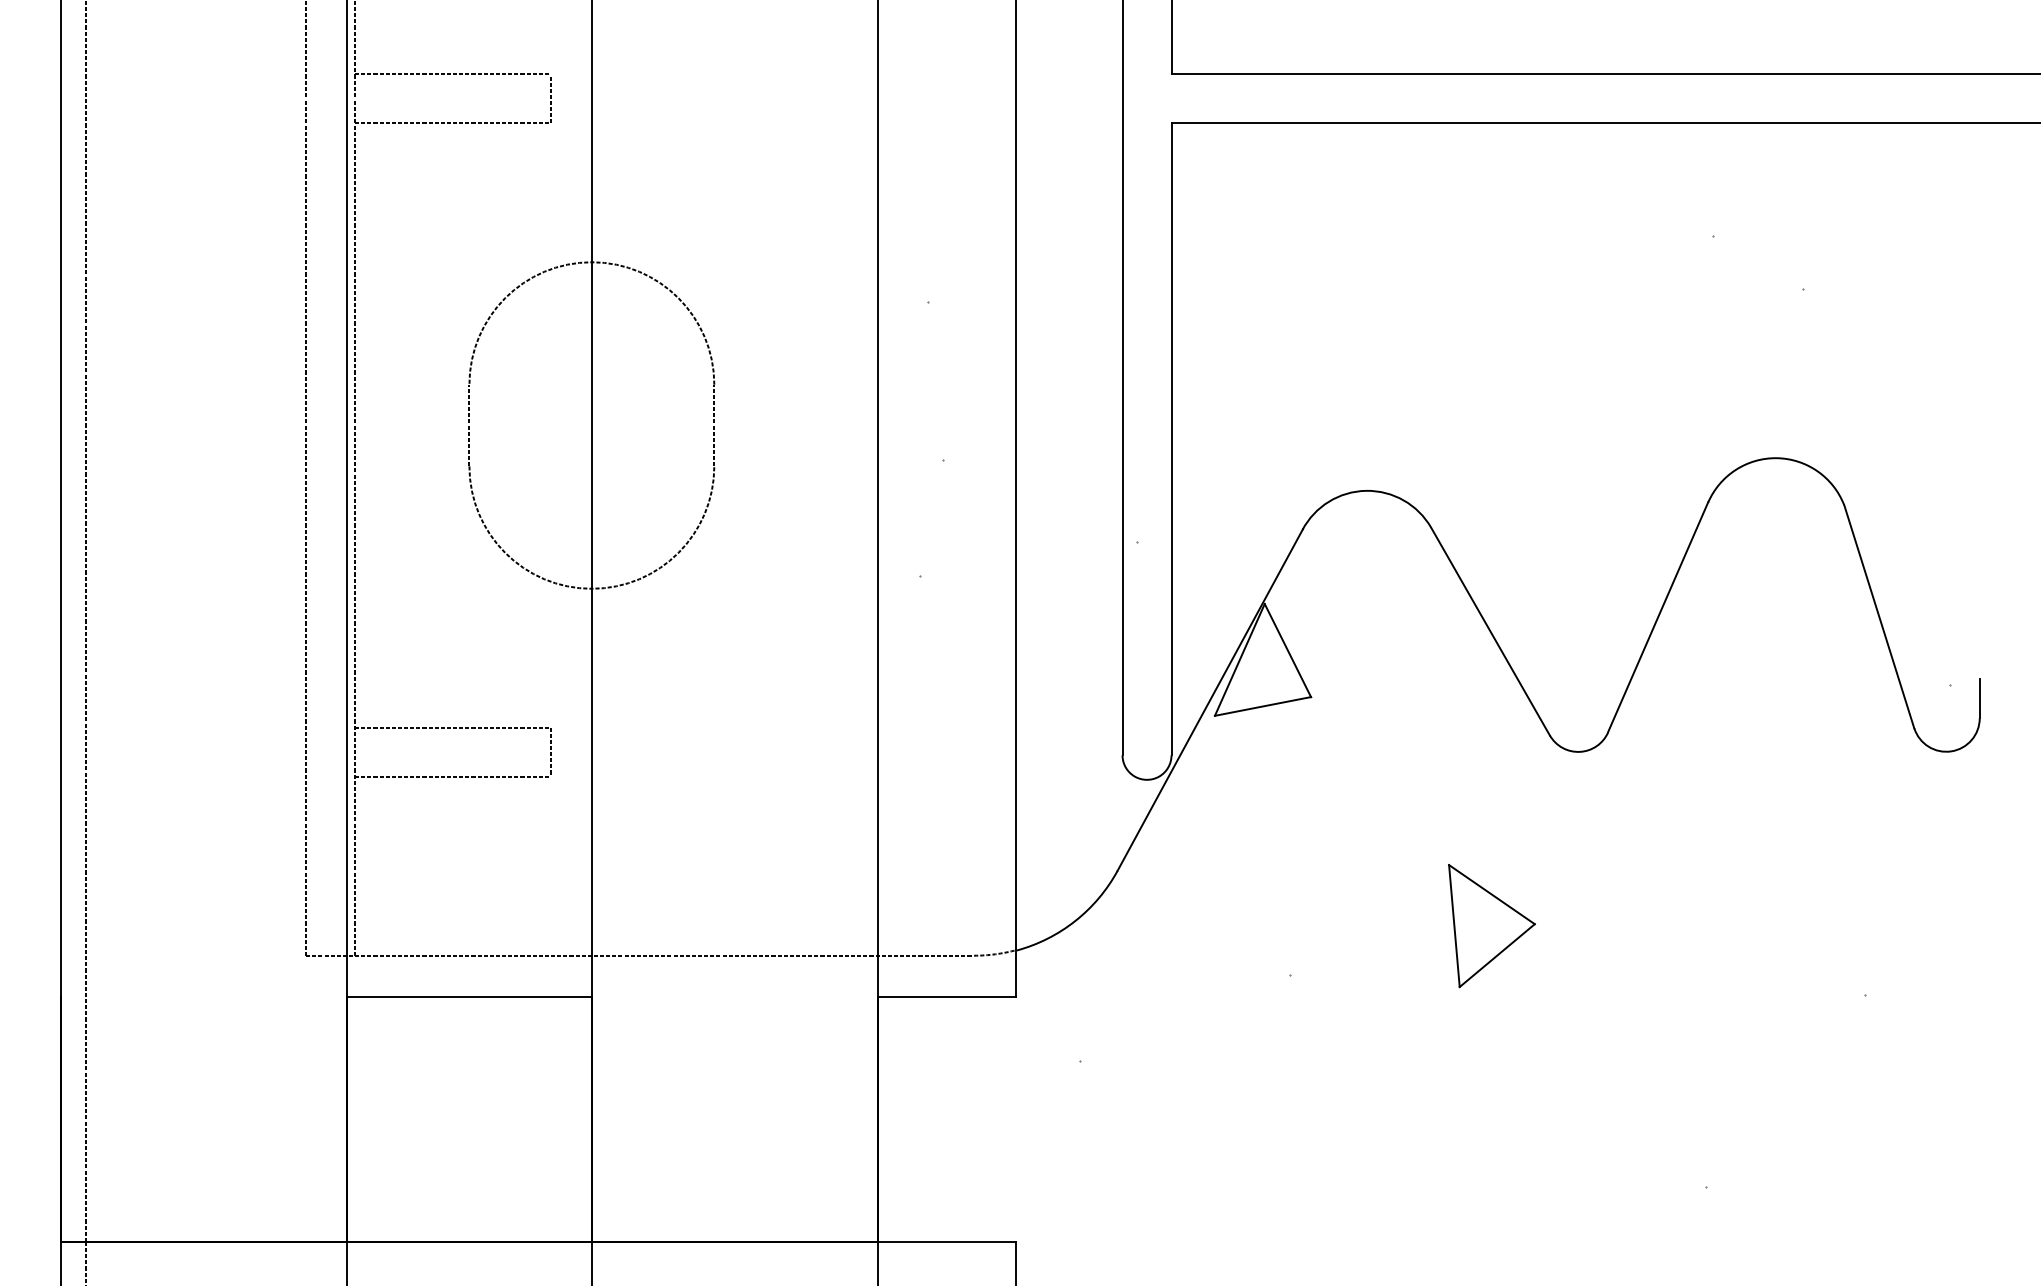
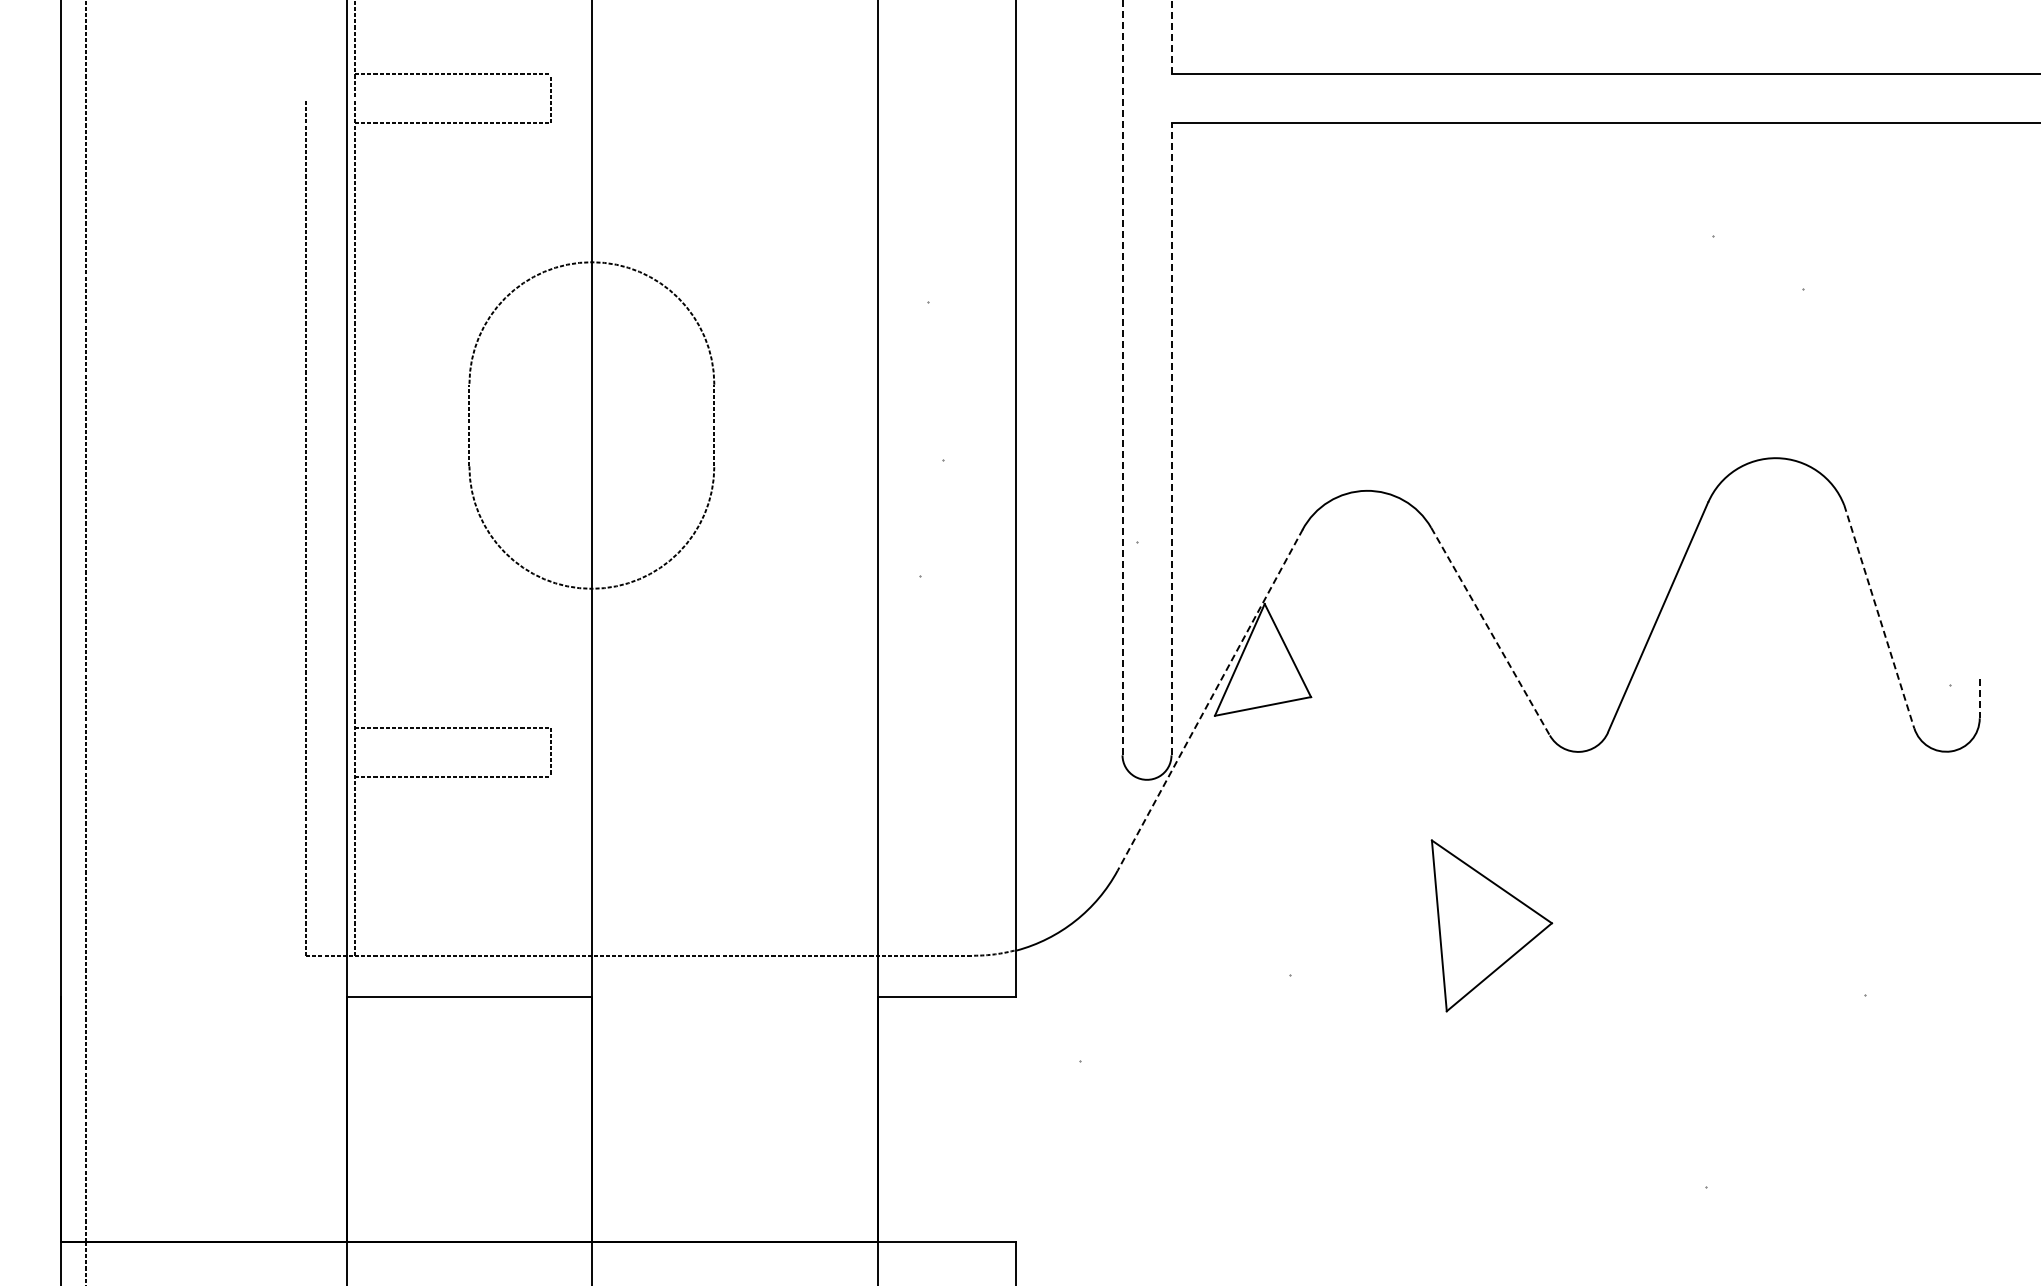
line: solid -> dashed (1171, 37)
line: present -> none (306, 50)
line: solid -> dashed (1122, 377)
line: solid -> dashed (1171, 439)
line: solid -> dashed (1879, 617)
line: solid -> dashed (1490, 632)
line: solid -> dashed (1979, 698)
line: solid -> dashed (1210, 700)
part size: 88x125 px -> 124x174 px (1491, 925)
